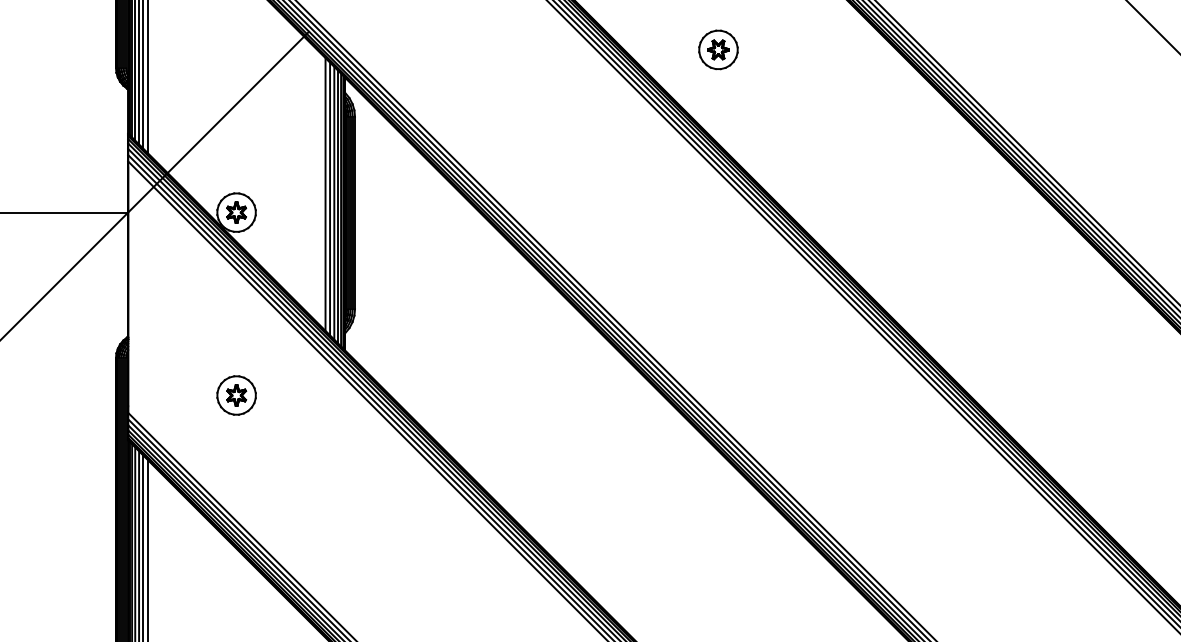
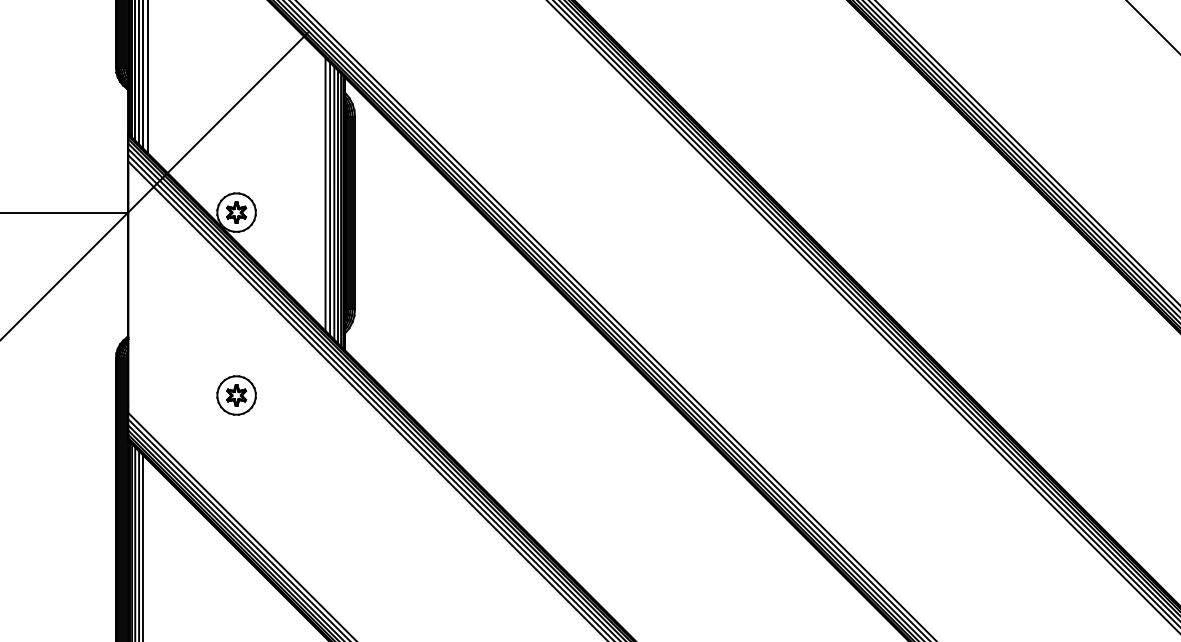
part: present -> none (718, 49)
line: present -> none (147, 549)
